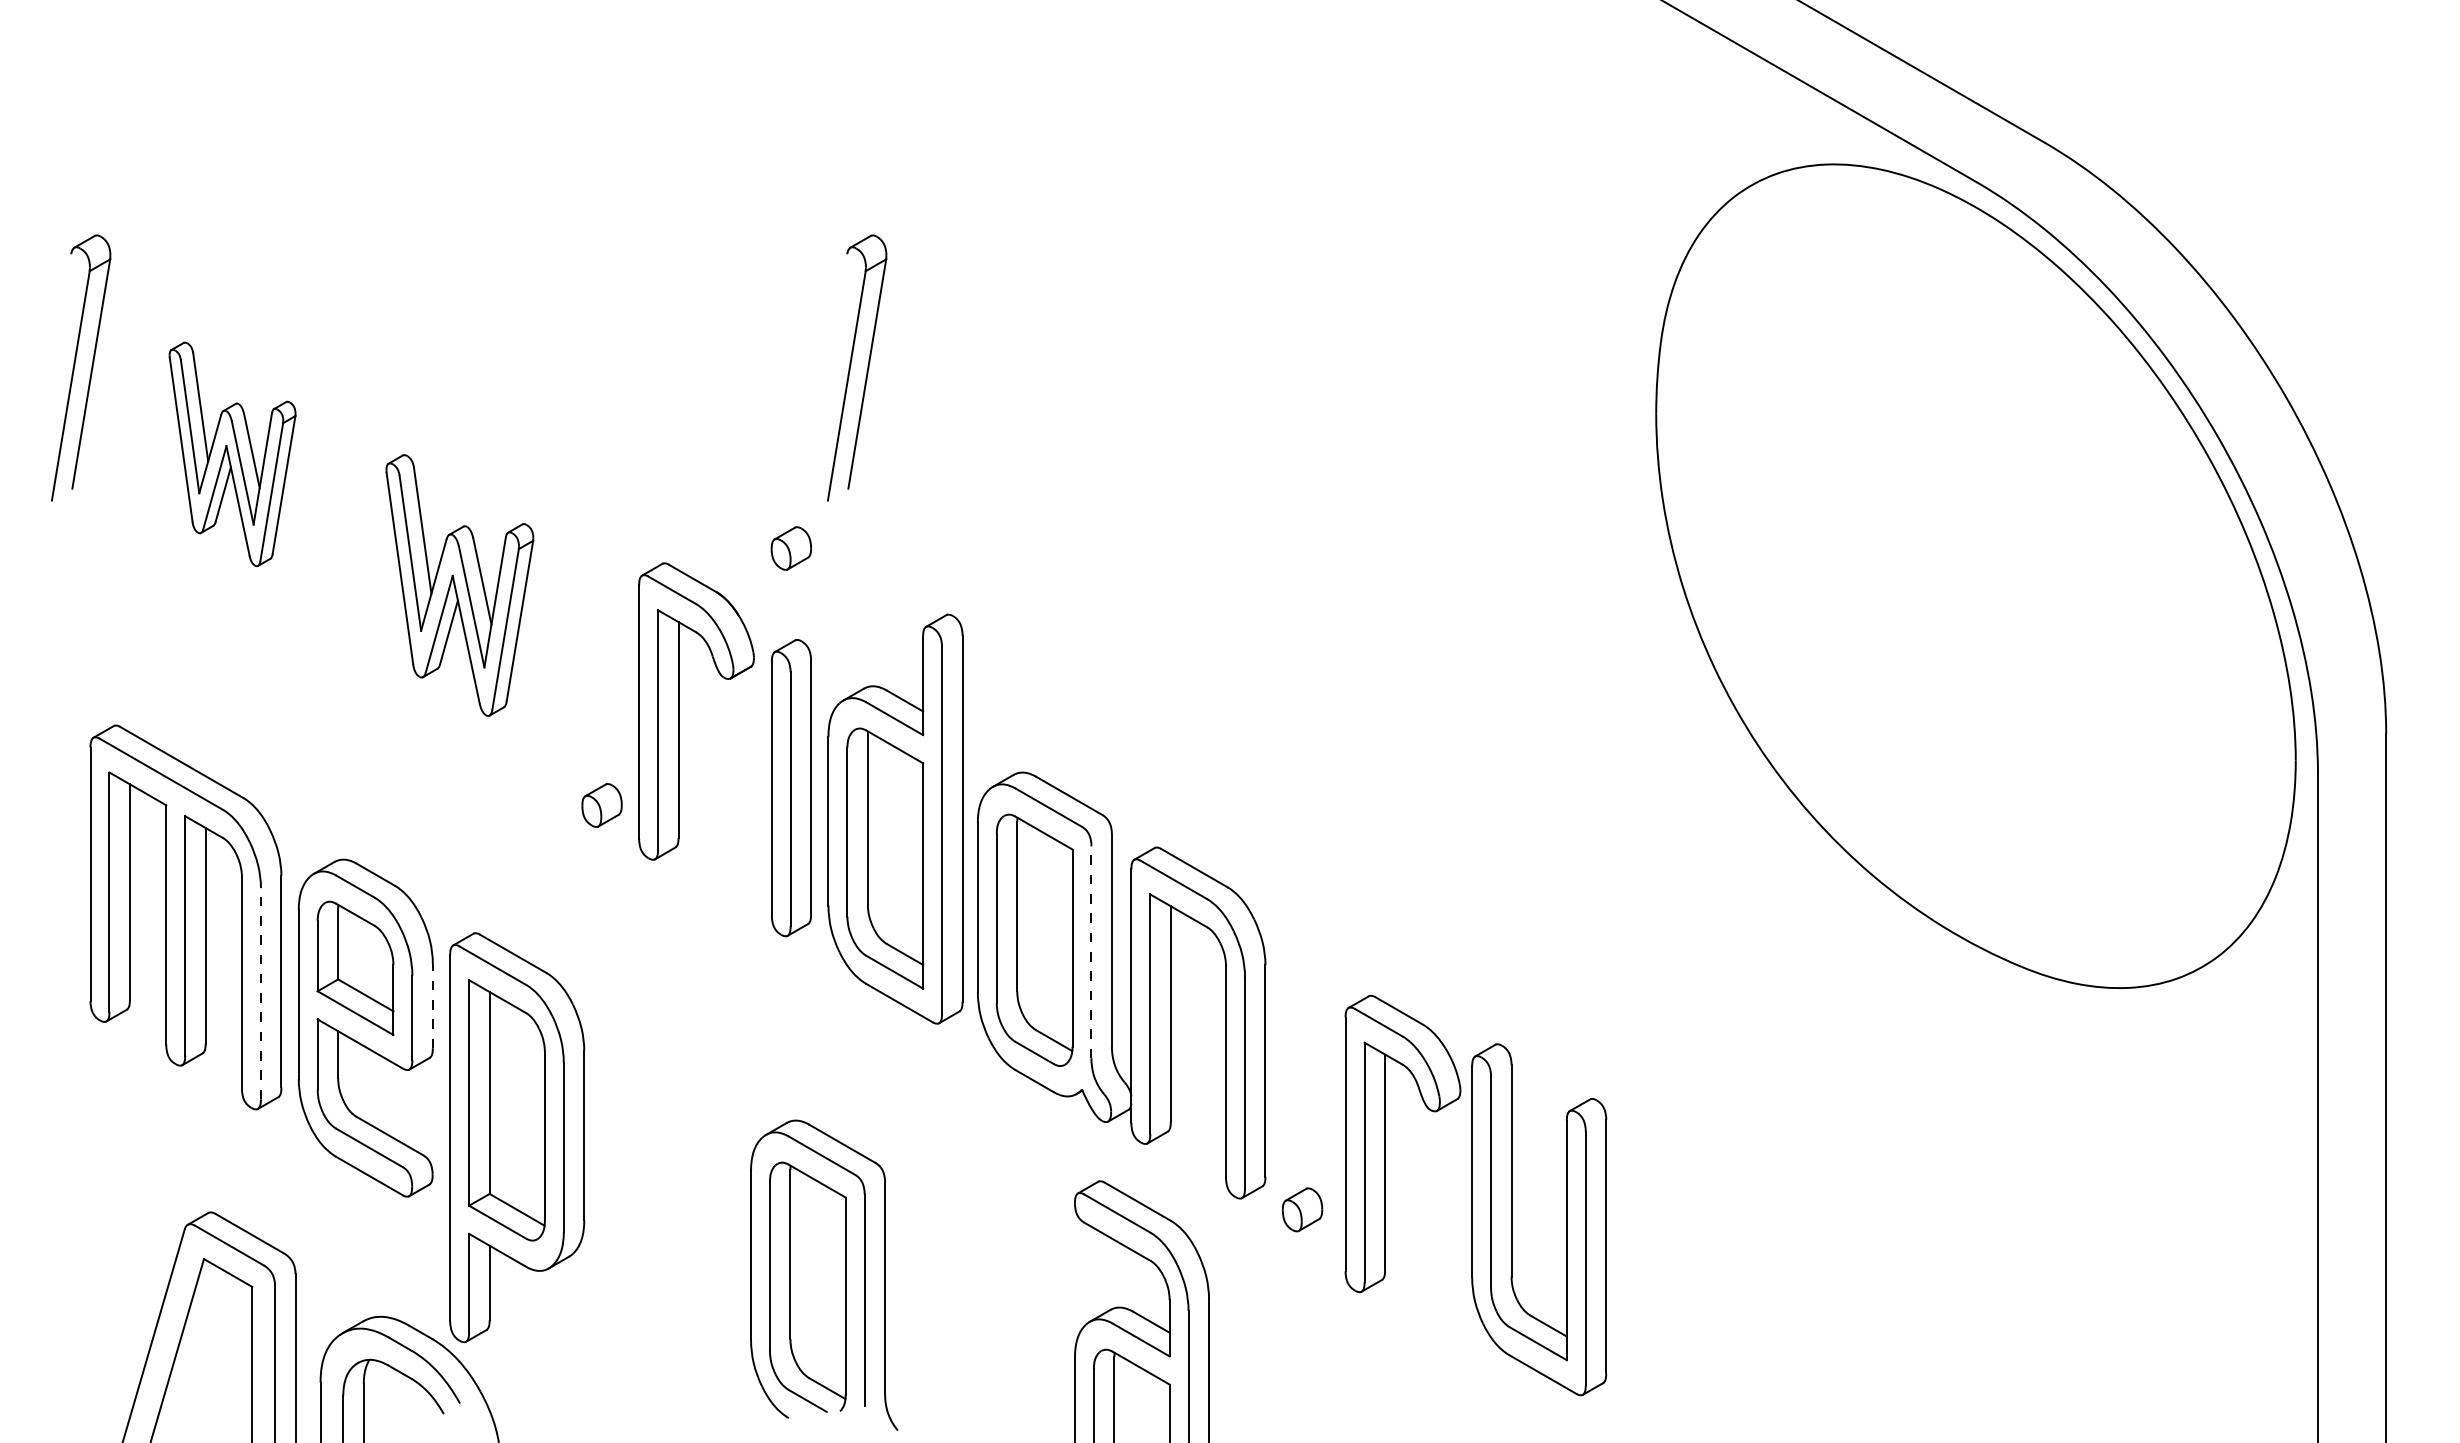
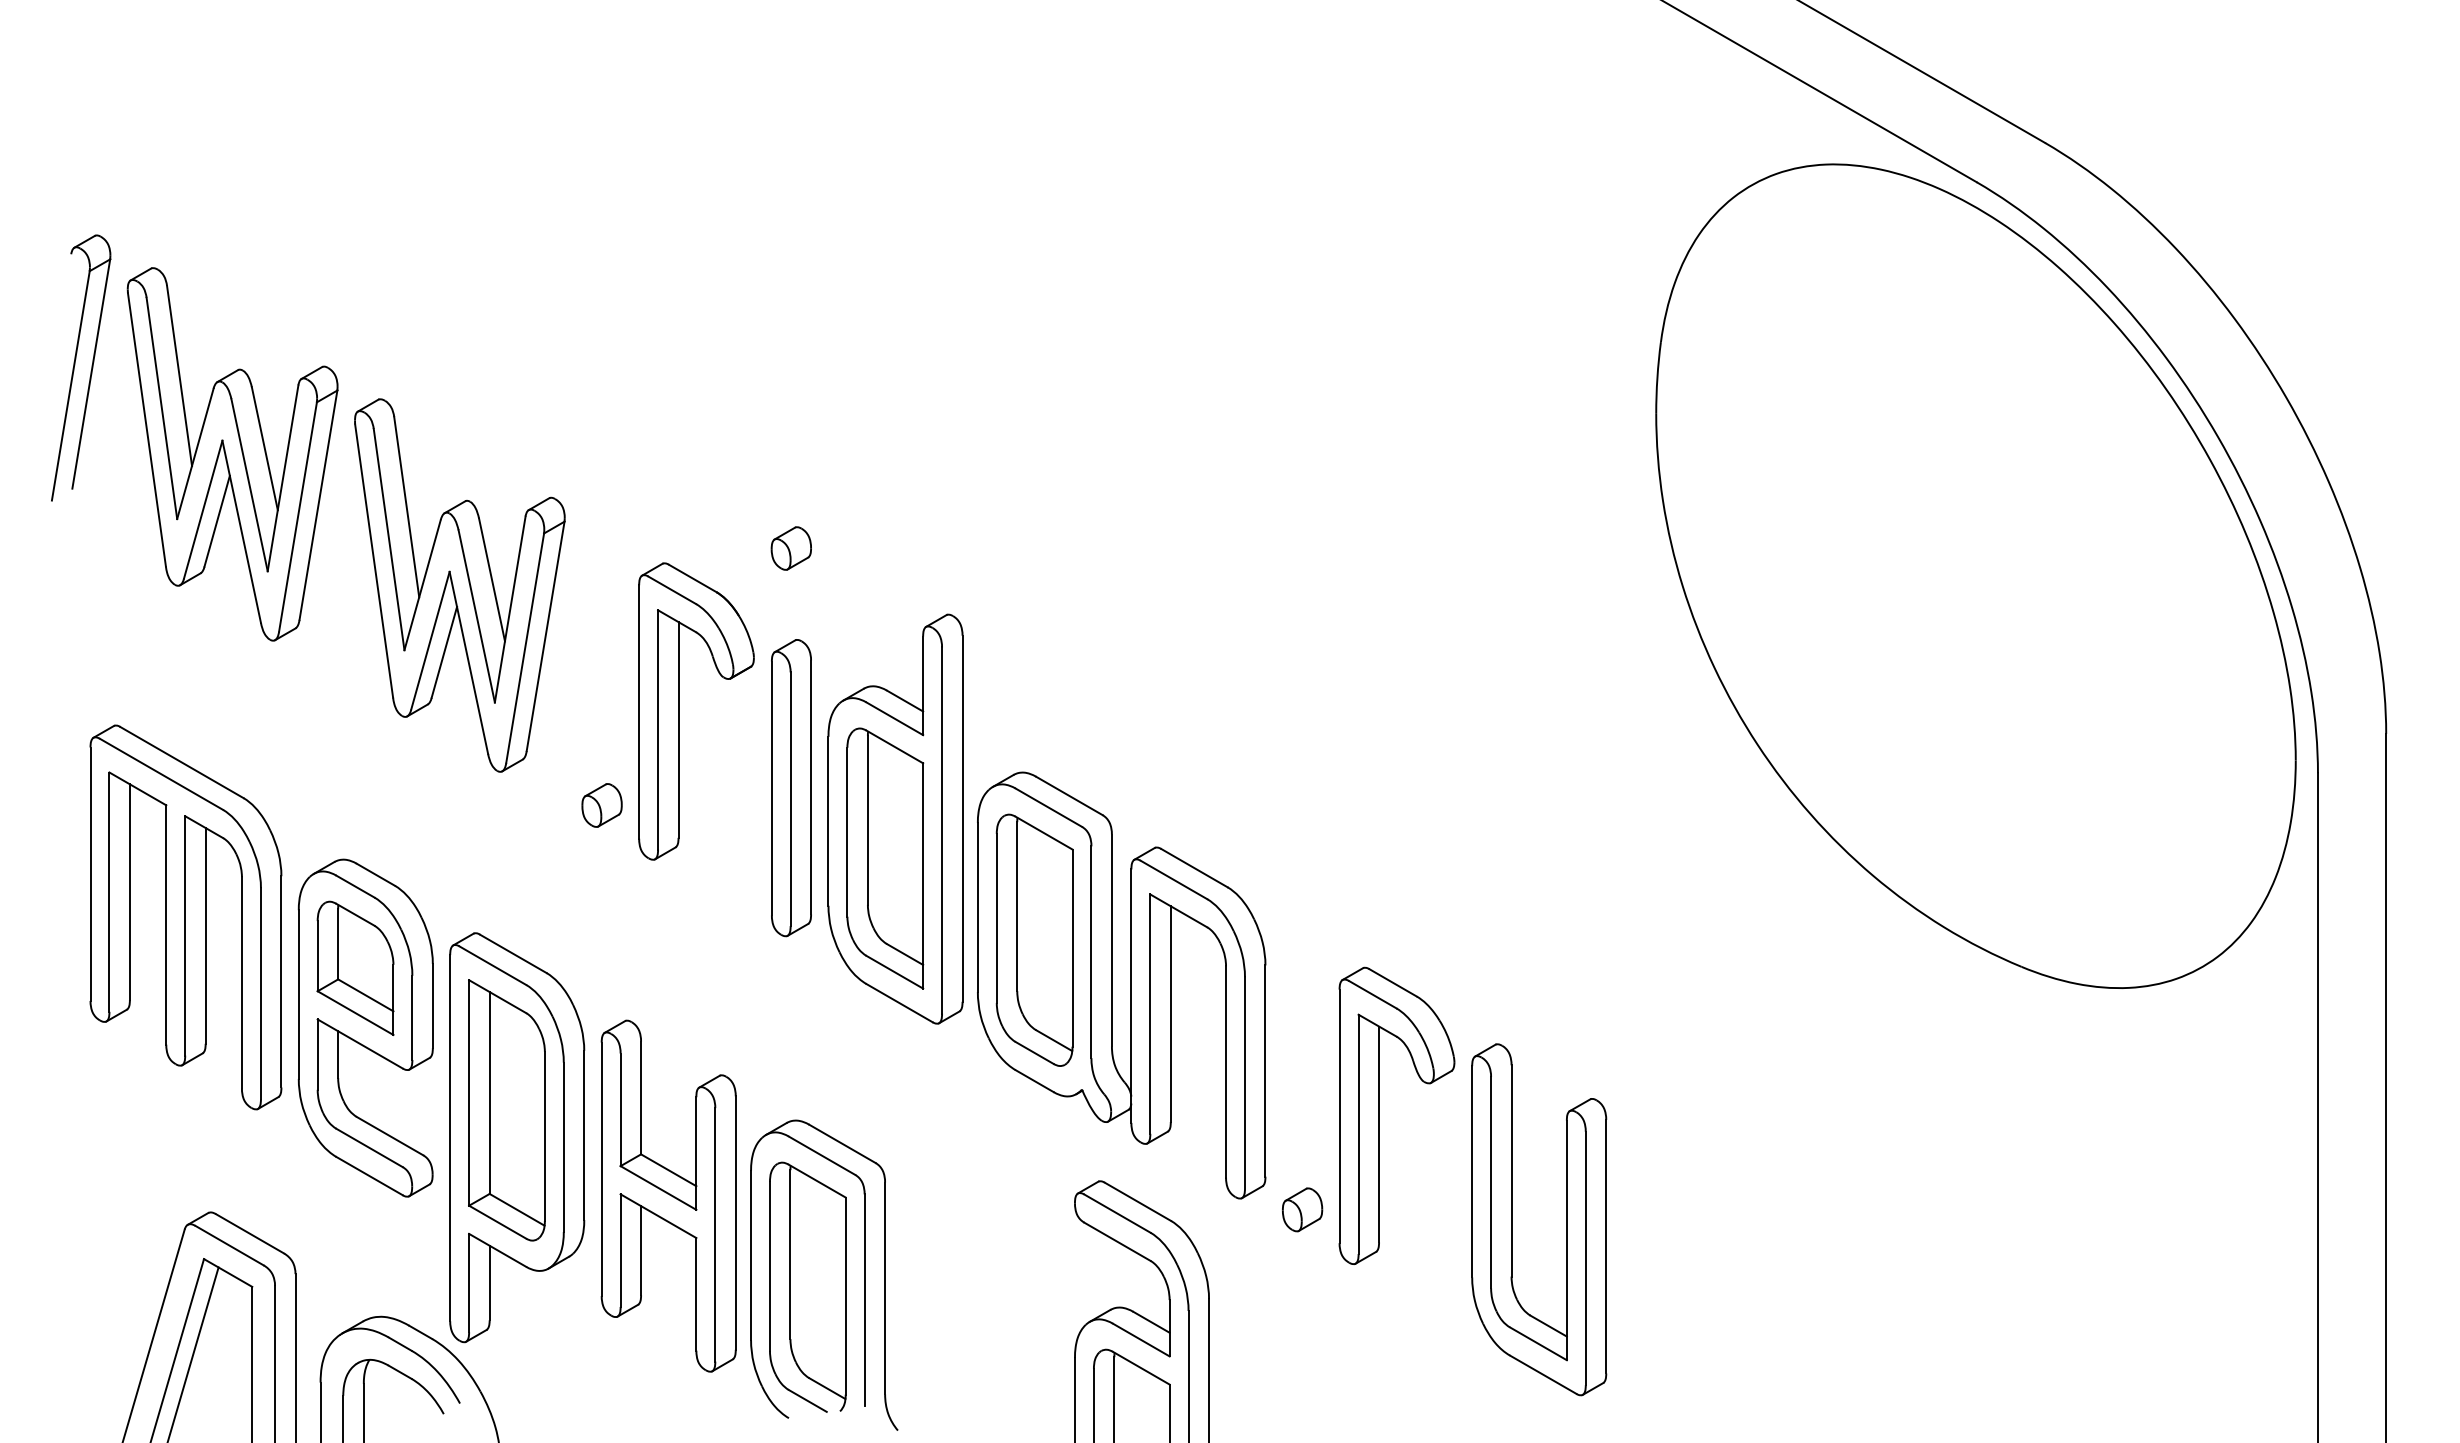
part: present -> none (851, 365)
part size: 129x227 px -> 213x375 px (232, 454)
part size: 150x263 px -> 212x375 px (459, 585)
line: dashed -> solid (1091, 952)
line: dashed -> solid (260, 993)
line: dashed -> solid (432, 1005)
part position: (1385, 1143) -> (1379, 1115) (1379, 1115)
part: none -> present (668, 1195)
line: none -> present (193, 1353)
